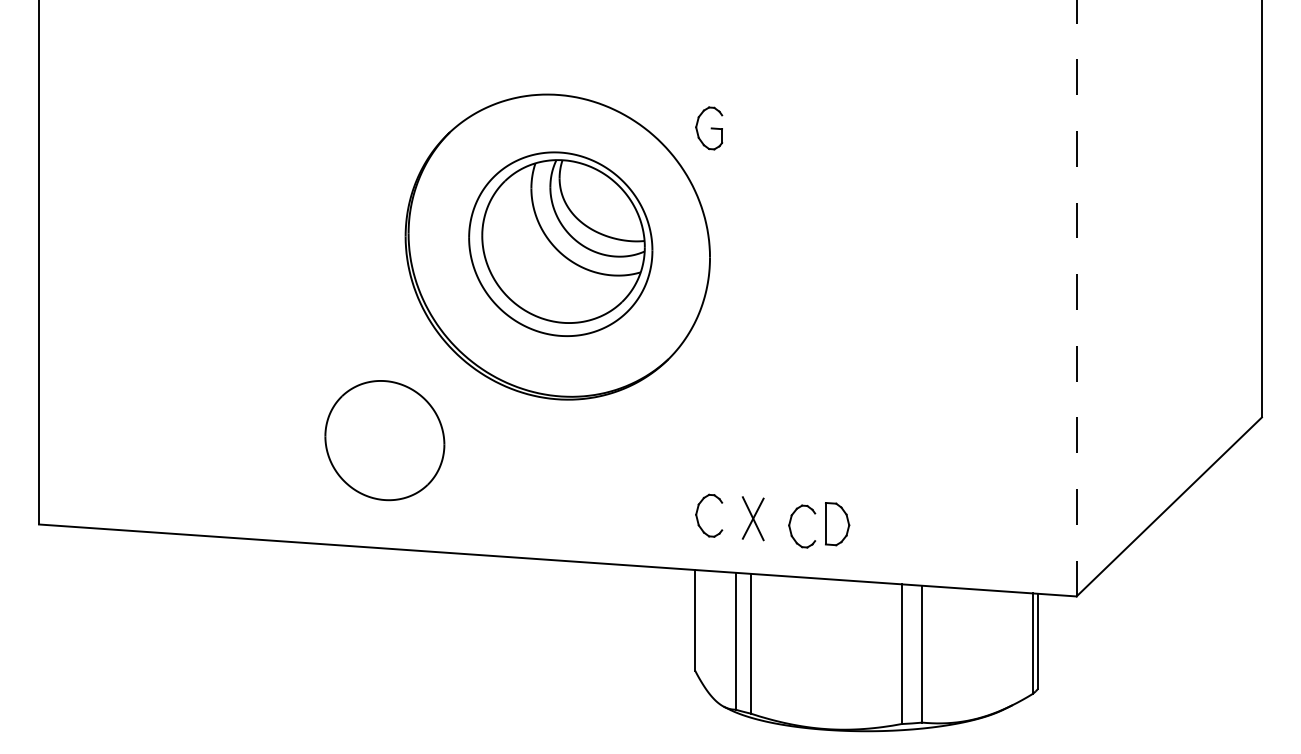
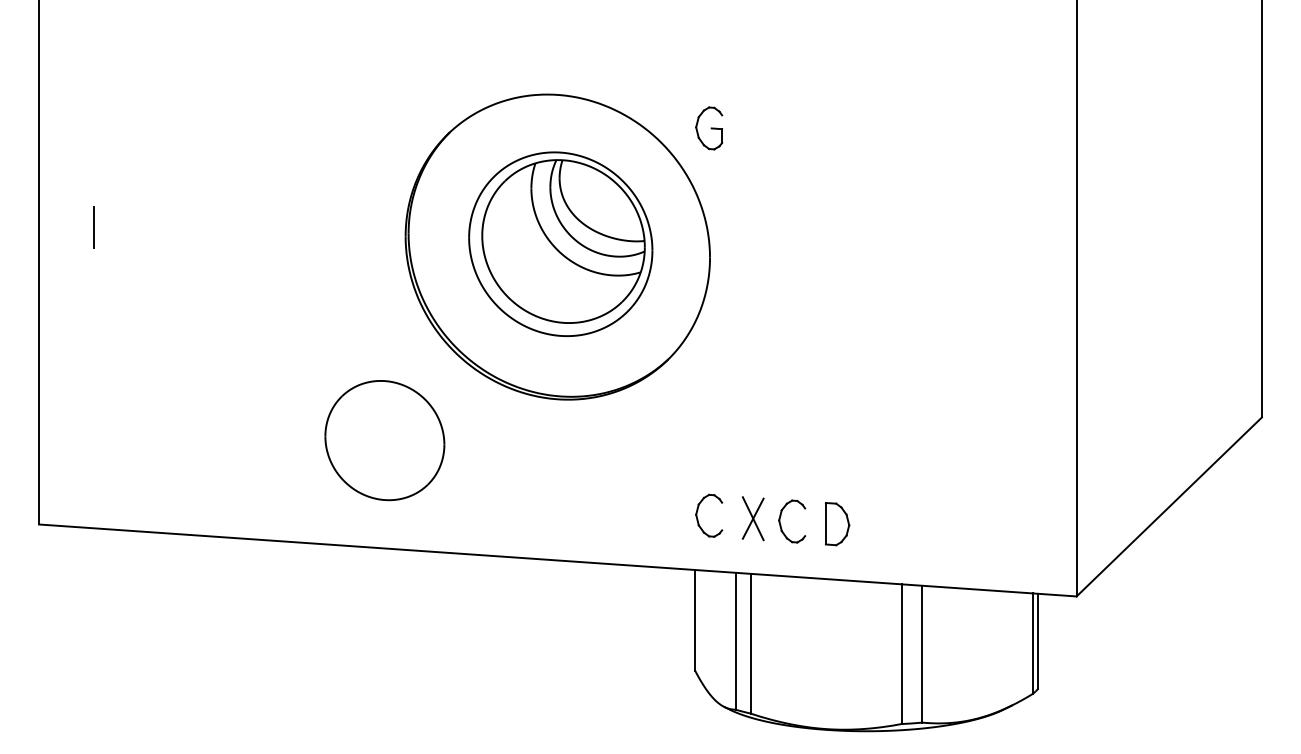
line: none -> present (94, 227)
line: dashed -> solid (1076, 298)
part position: (791, 529) -> (781, 524) (781, 524)
